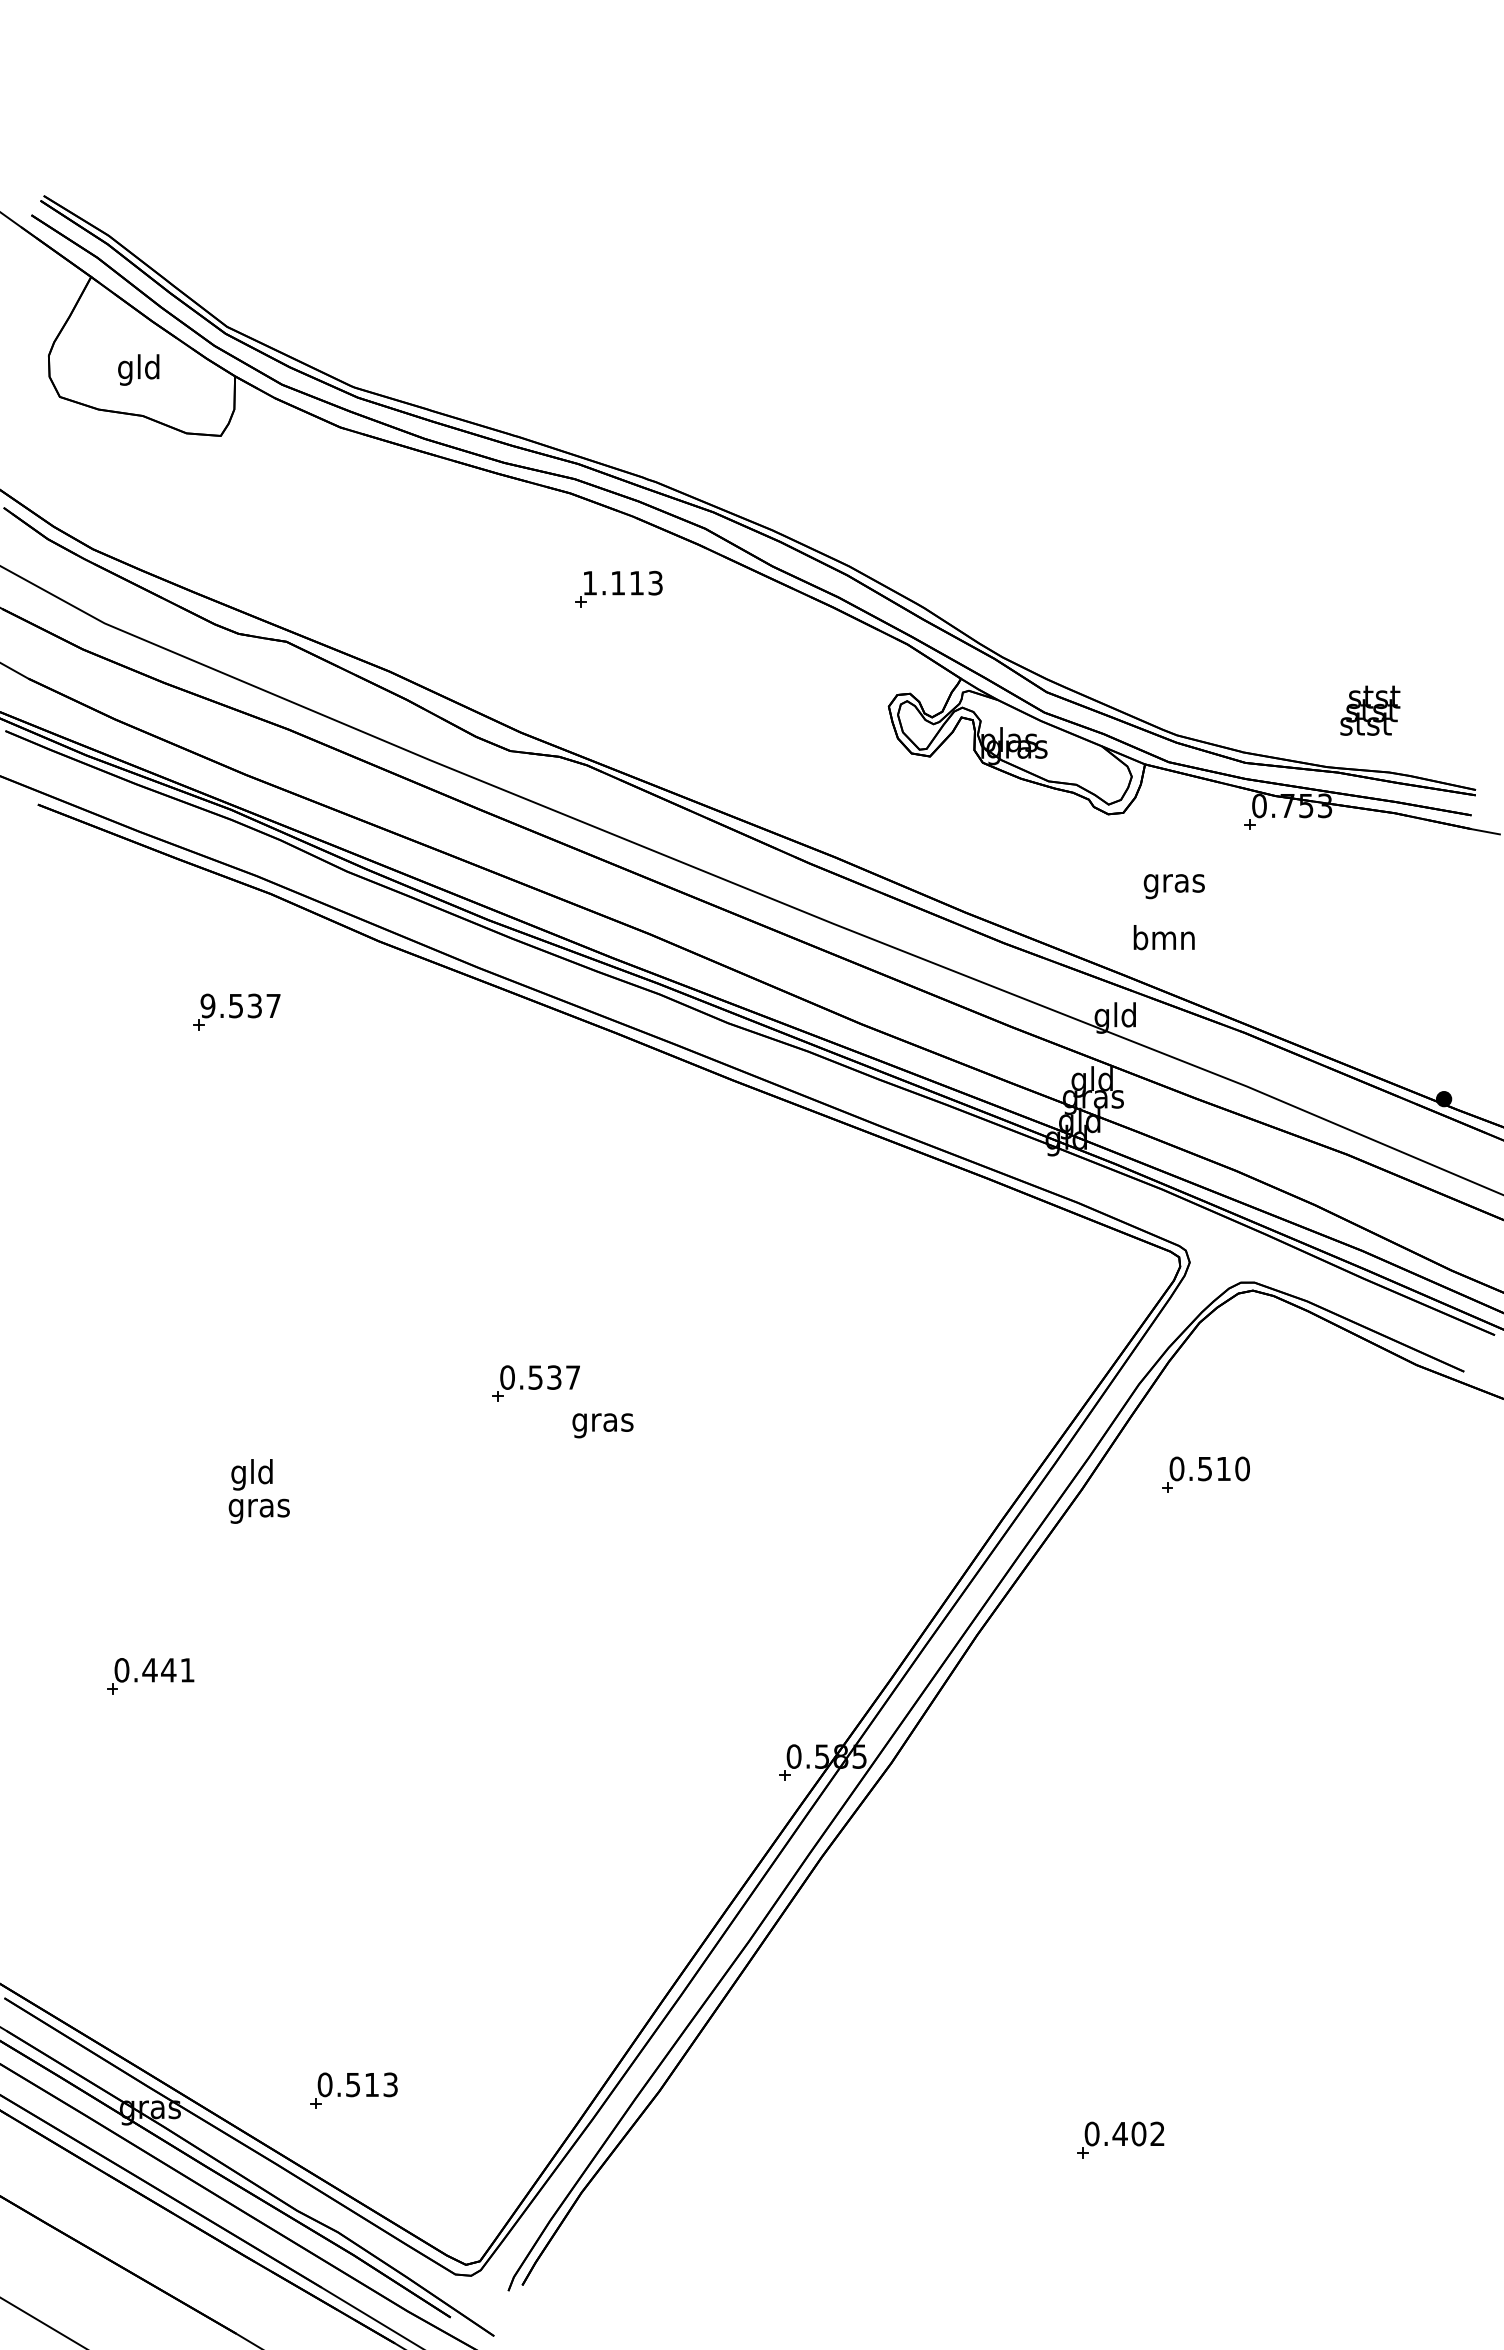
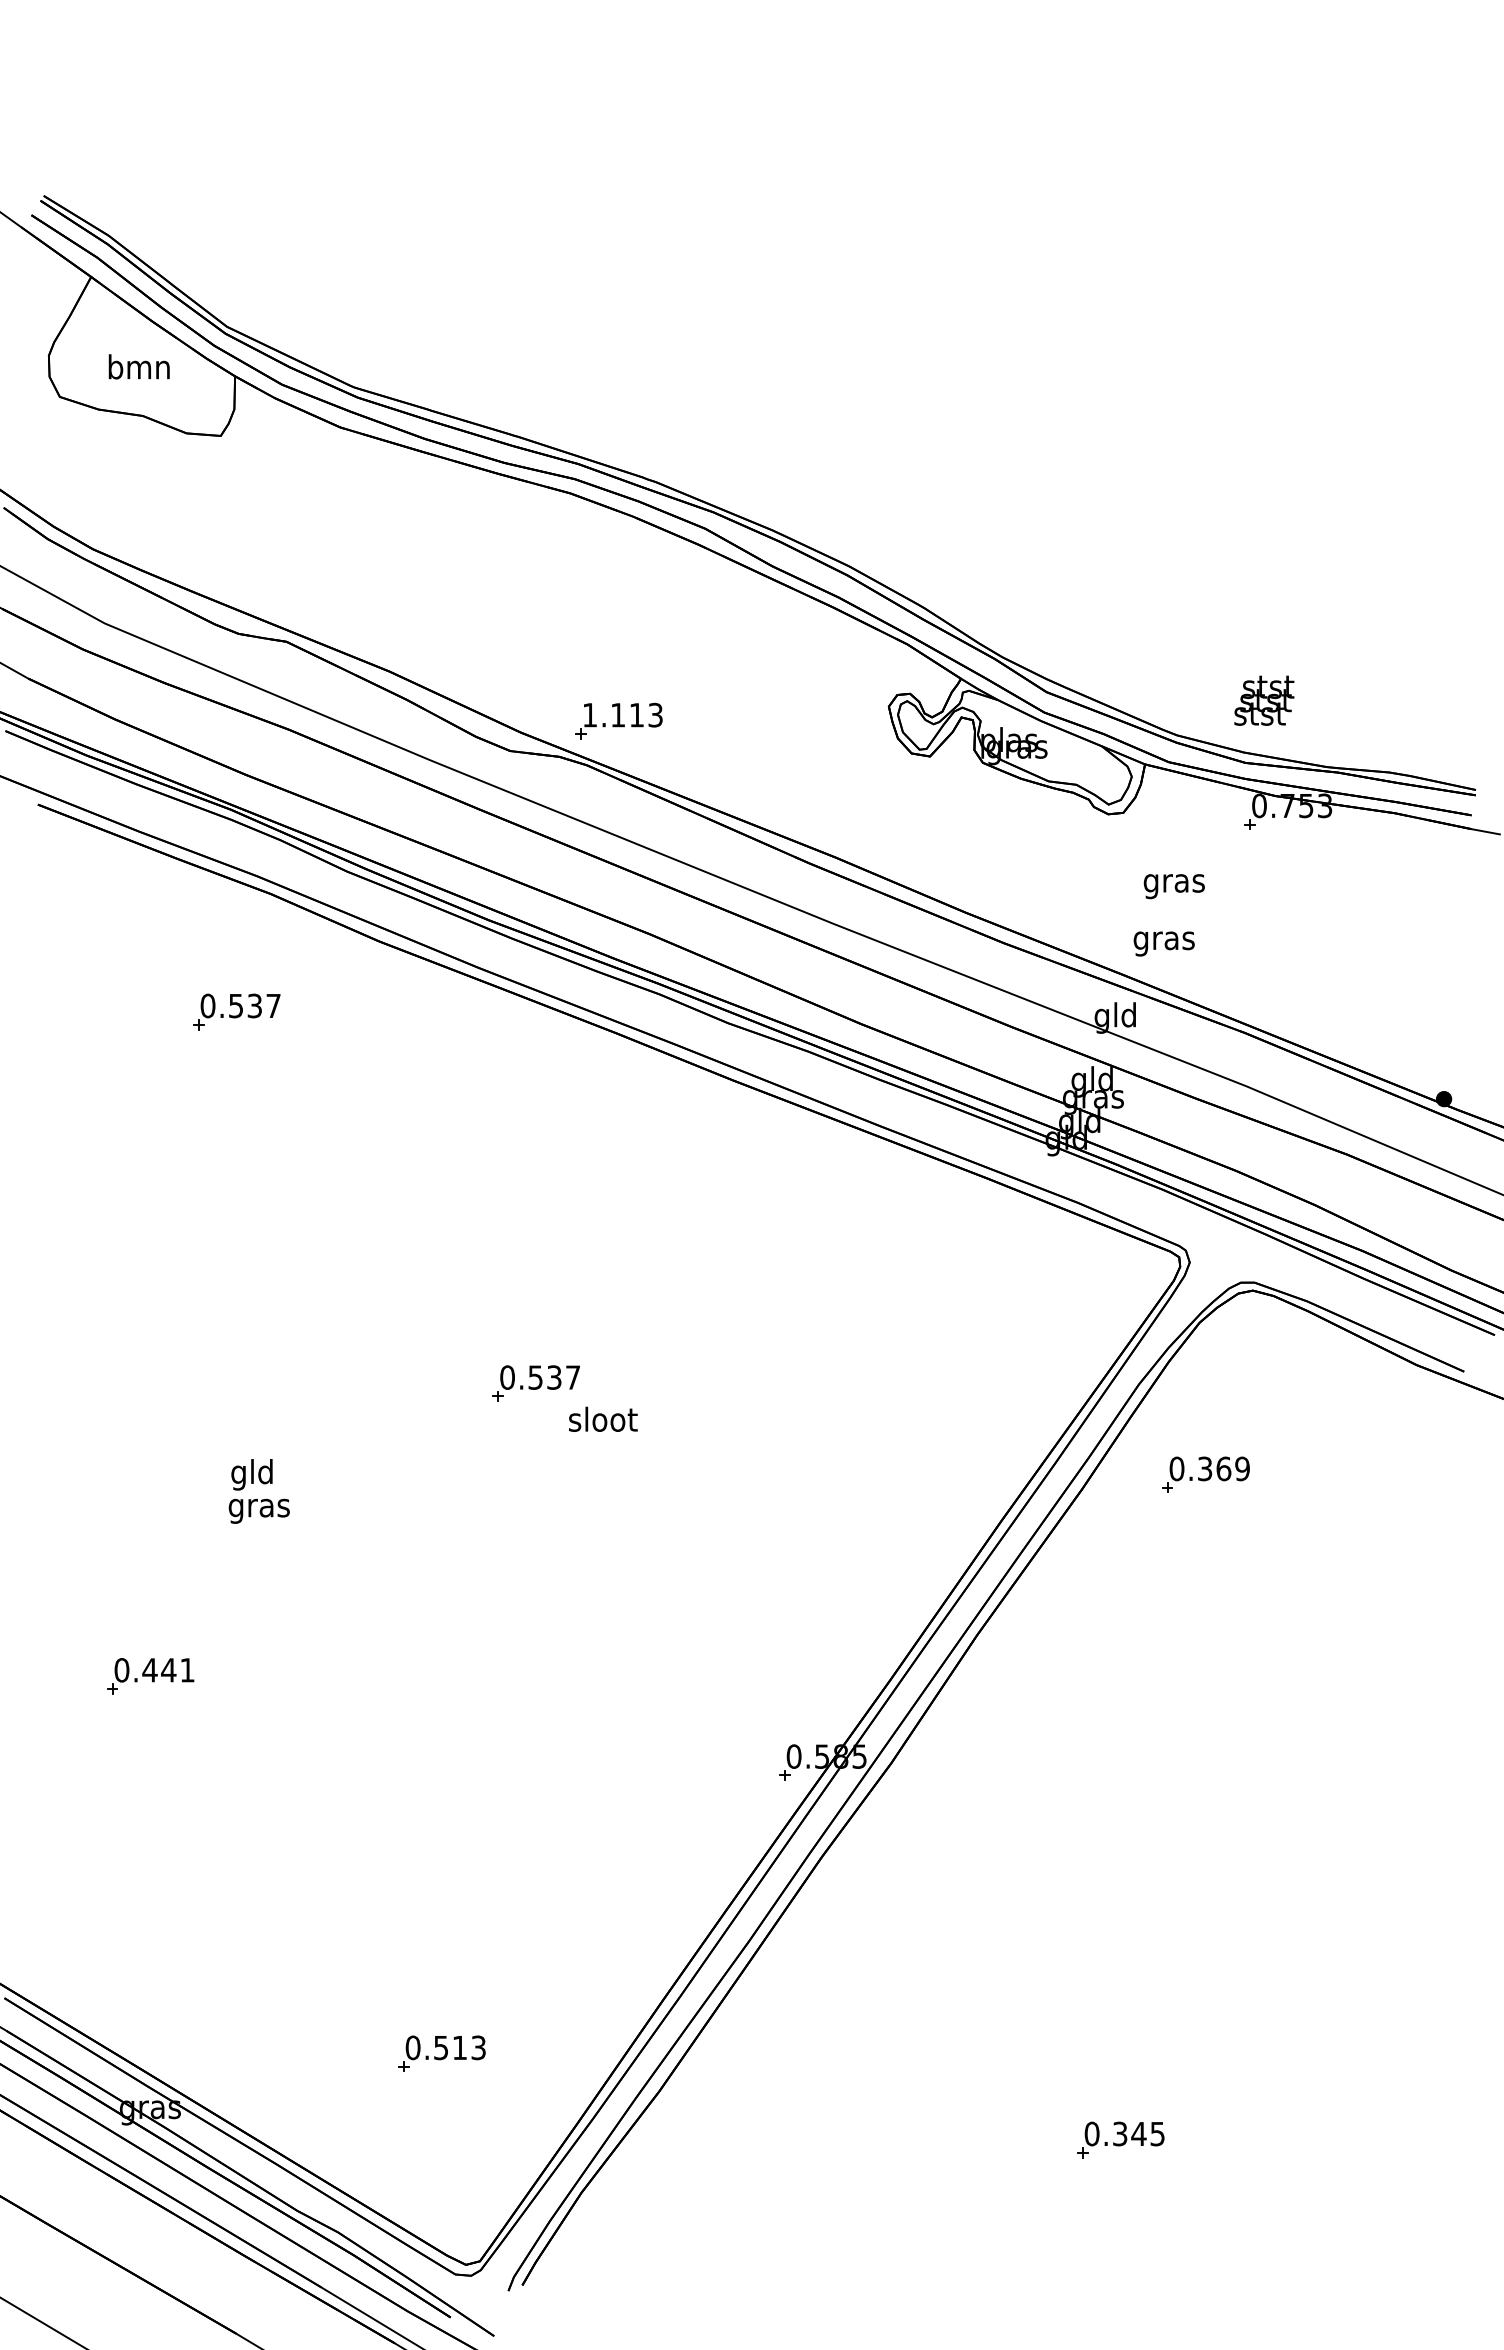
text: gld -> bmn (138, 369)
part position: (618, 588) -> (618, 720) (618, 720)
text position: (1370, 710) -> (1264, 700) (1264, 700)
text: bmn -> gras (1163, 940)
text: 9.537 -> 0.537 (207, 1005)
text: gras -> sloot (603, 1422)
text: 0.510 -> 0.369 (1223, 1468)
part position: (353, 2090) -> (441, 2053) (441, 2053)
text: 0.402 -> 0.345 (1138, 2133)
